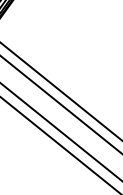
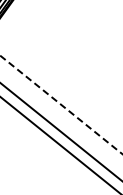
line: present -> none (60, 91)
line: solid -> dashed (61, 105)
